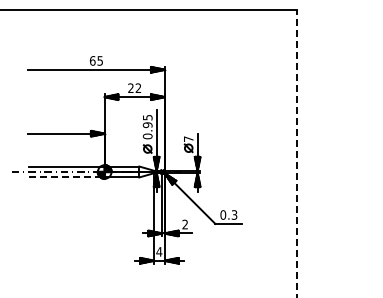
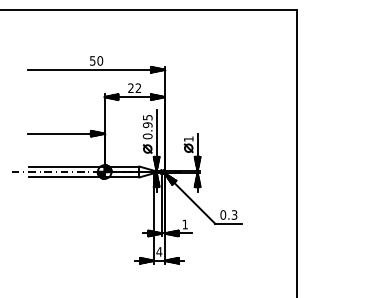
text: 65 -> 50 (96, 60)
text: 7 -> 1 (188, 138)
line: dashed -> solid (297, 153)
line: dashed -> solid (66, 177)
text: 2 -> 1 (184, 224)
